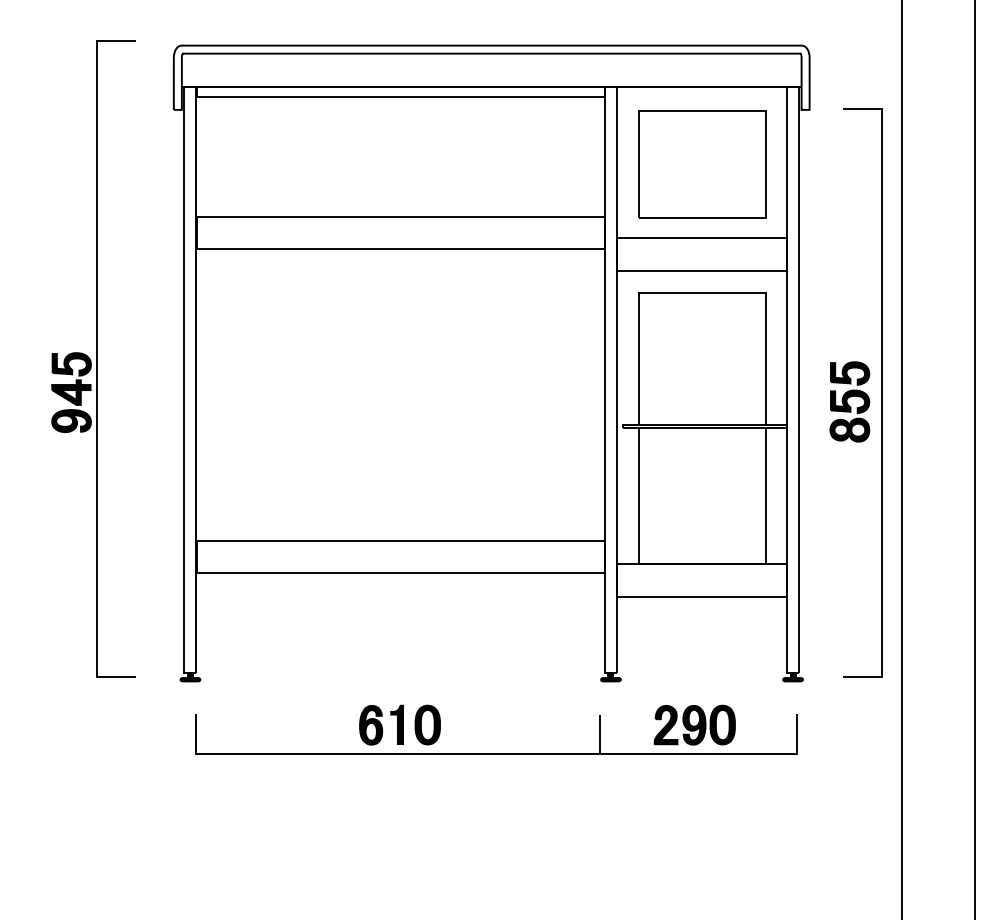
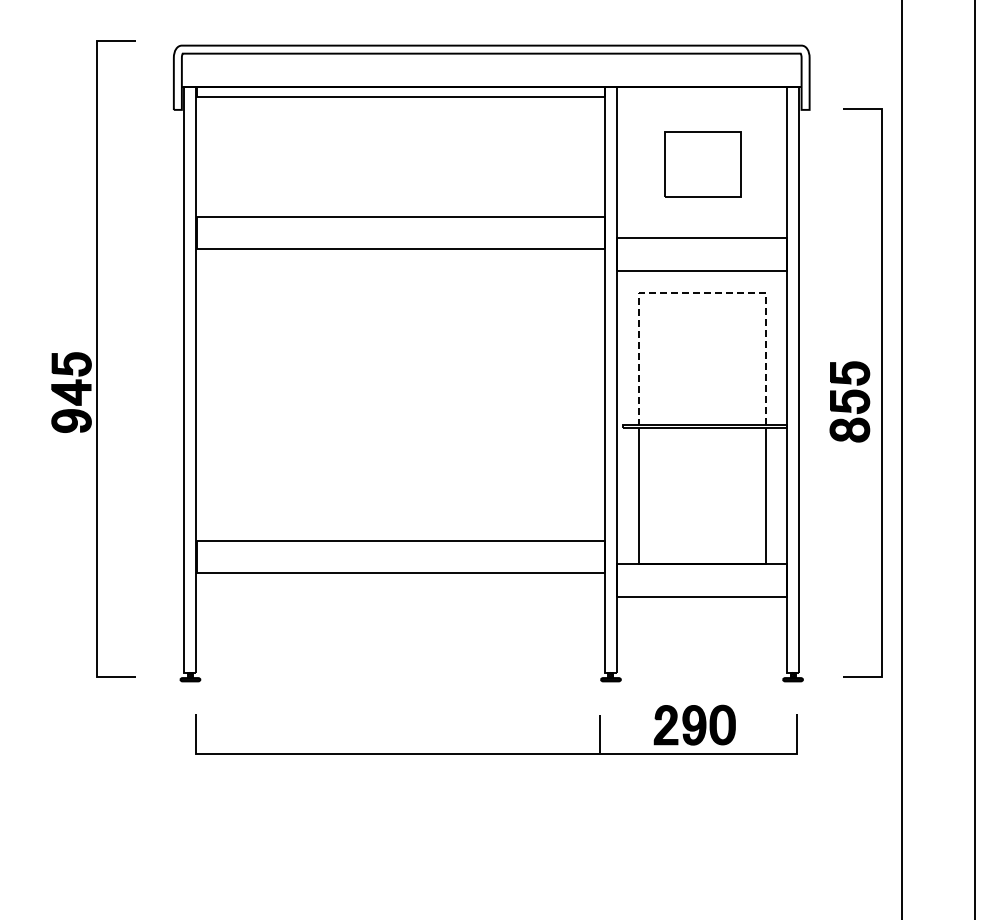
part size: 129x109 px -> 78x67 px (702, 164)
line: solid -> dashed (702, 292)
part: present -> none (399, 724)
